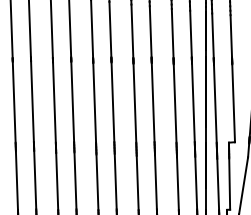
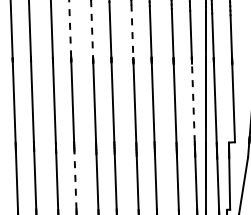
line: solid -> dashed (70, 28)
line: solid -> dashed (92, 29)
line: solid -> dashed (132, 31)
line: solid -> dashed (193, 102)
line: solid -> dashed (75, 180)
